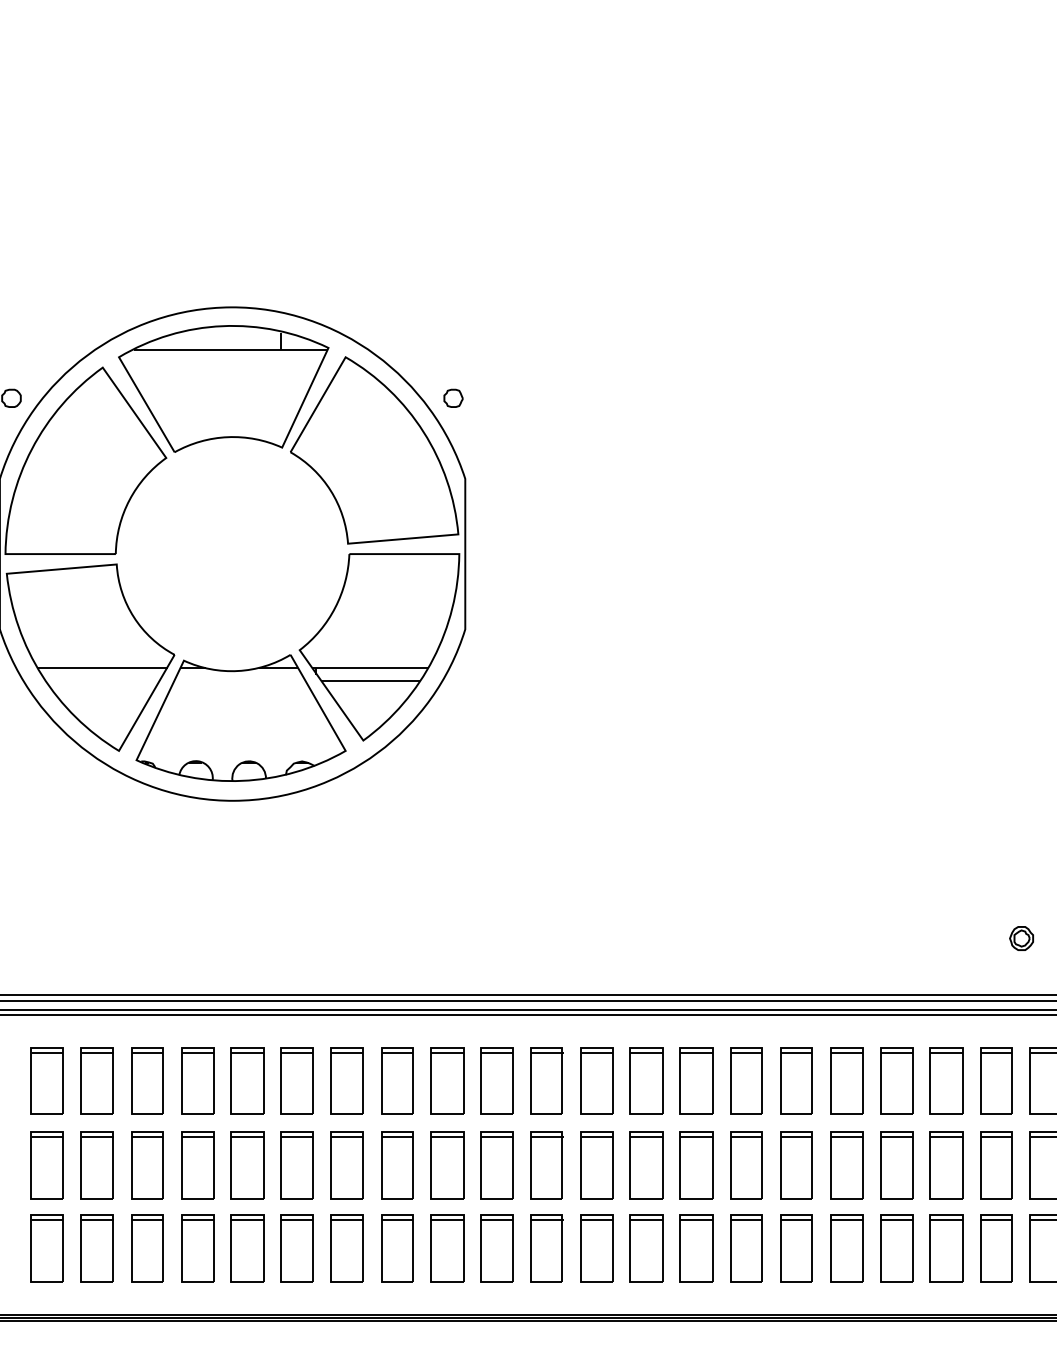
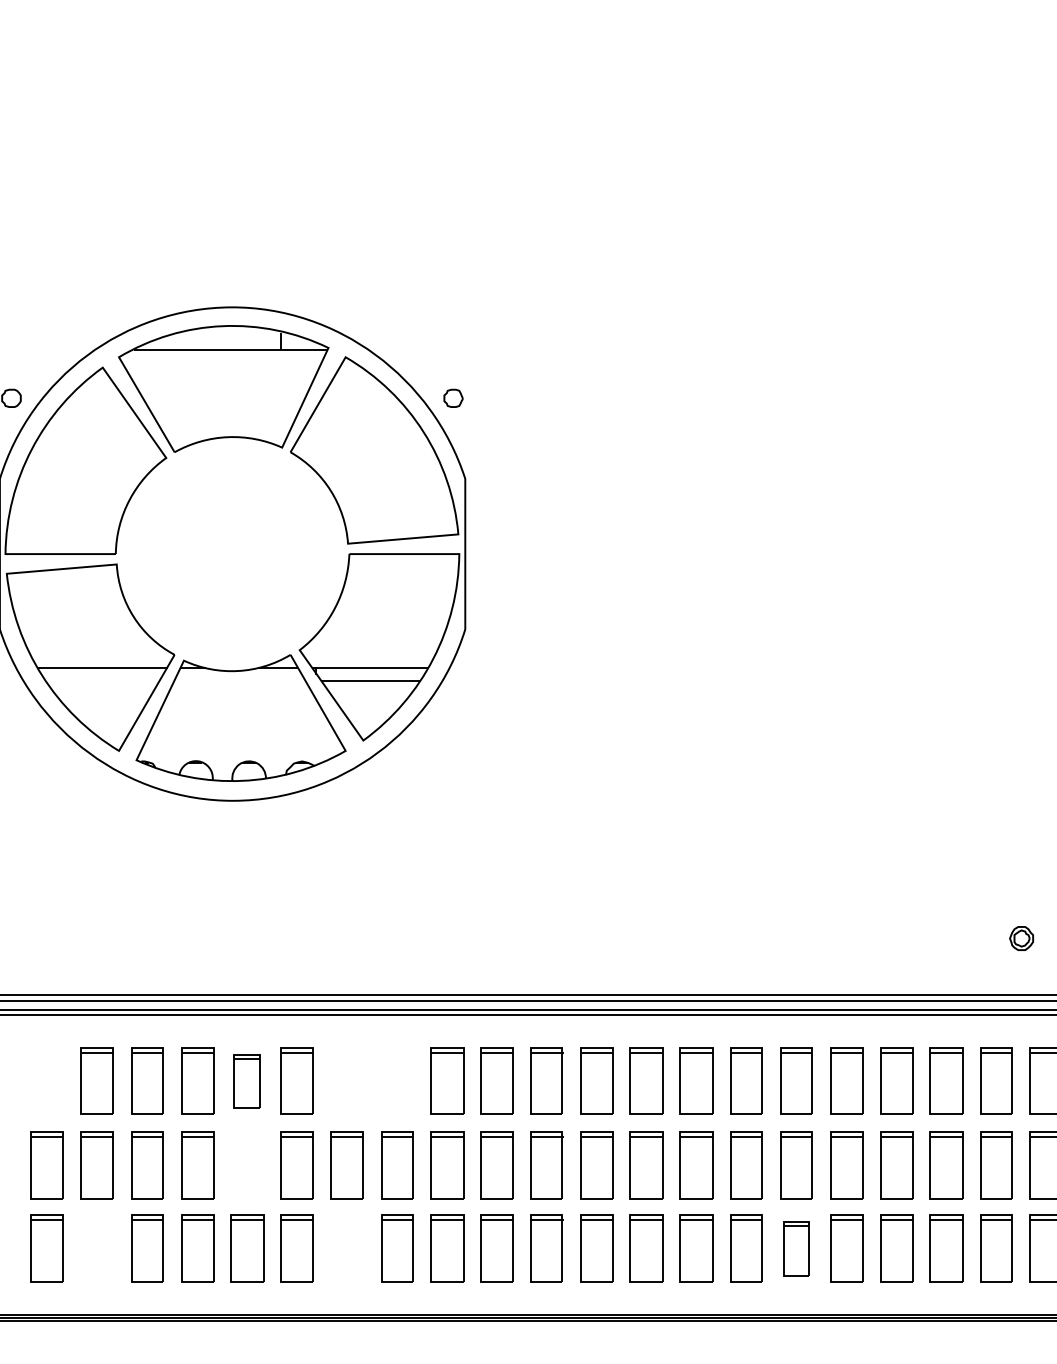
part: present -> none (46, 1080)
part size: 35x68 px -> 28x55 px (246, 1081)
part: present -> none (346, 1080)
part: present -> none (397, 1080)
part: present -> none (247, 1165)
part: present -> none (96, 1248)
part: present -> none (346, 1248)
part size: 33x69 px -> 27x56 px (796, 1248)
